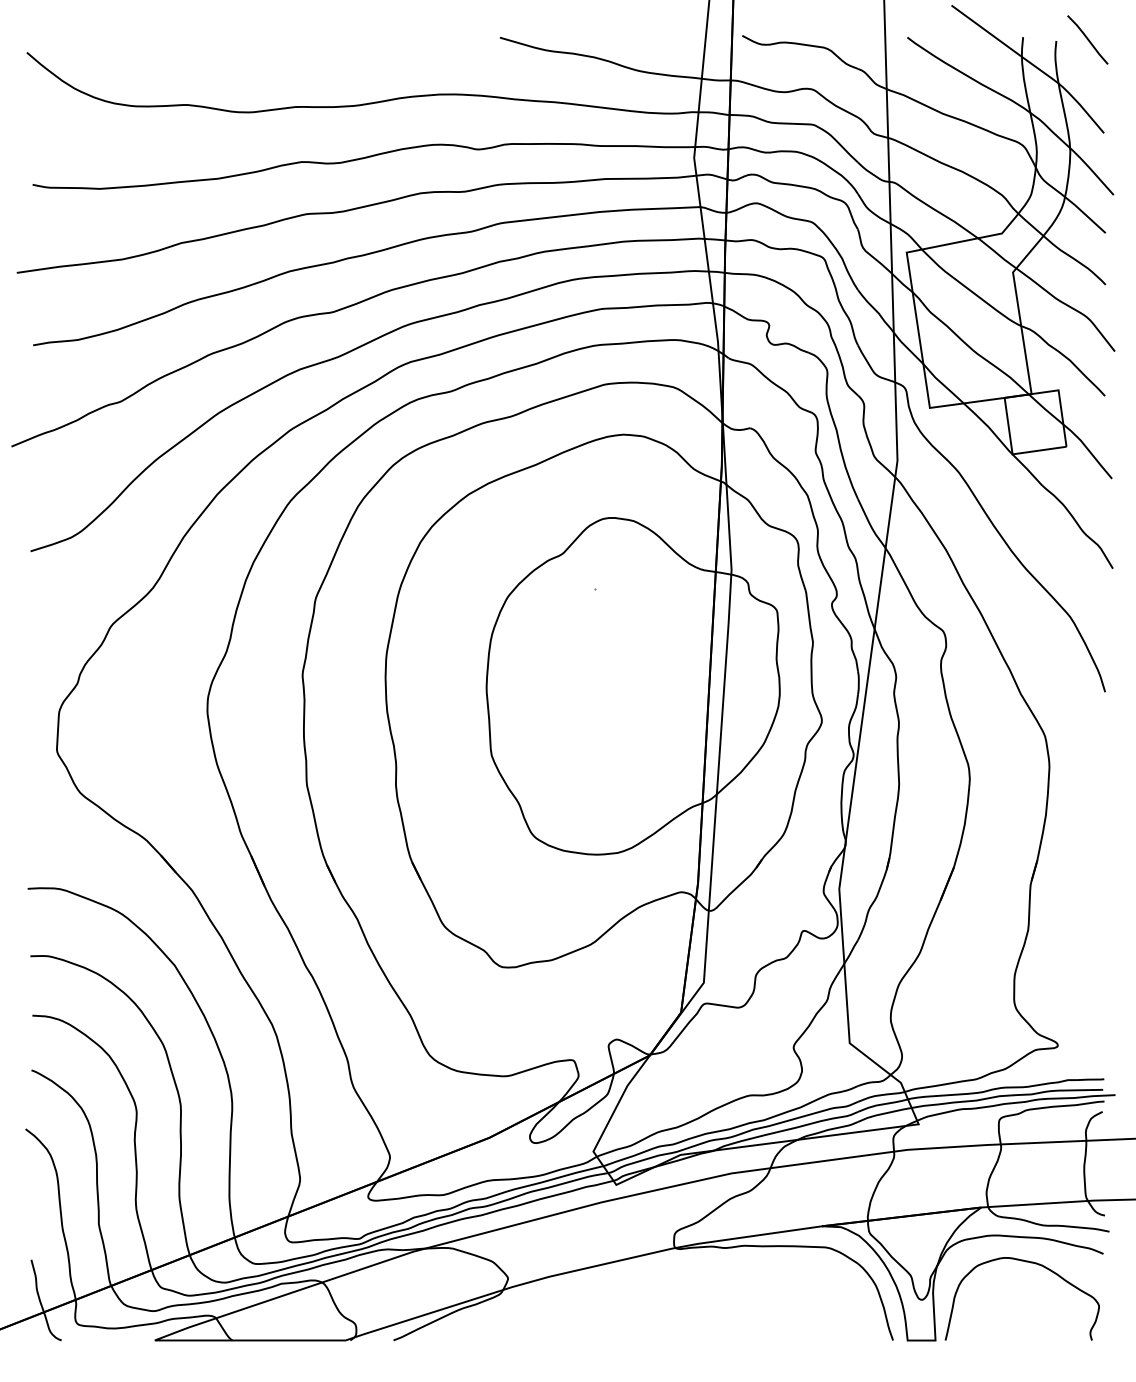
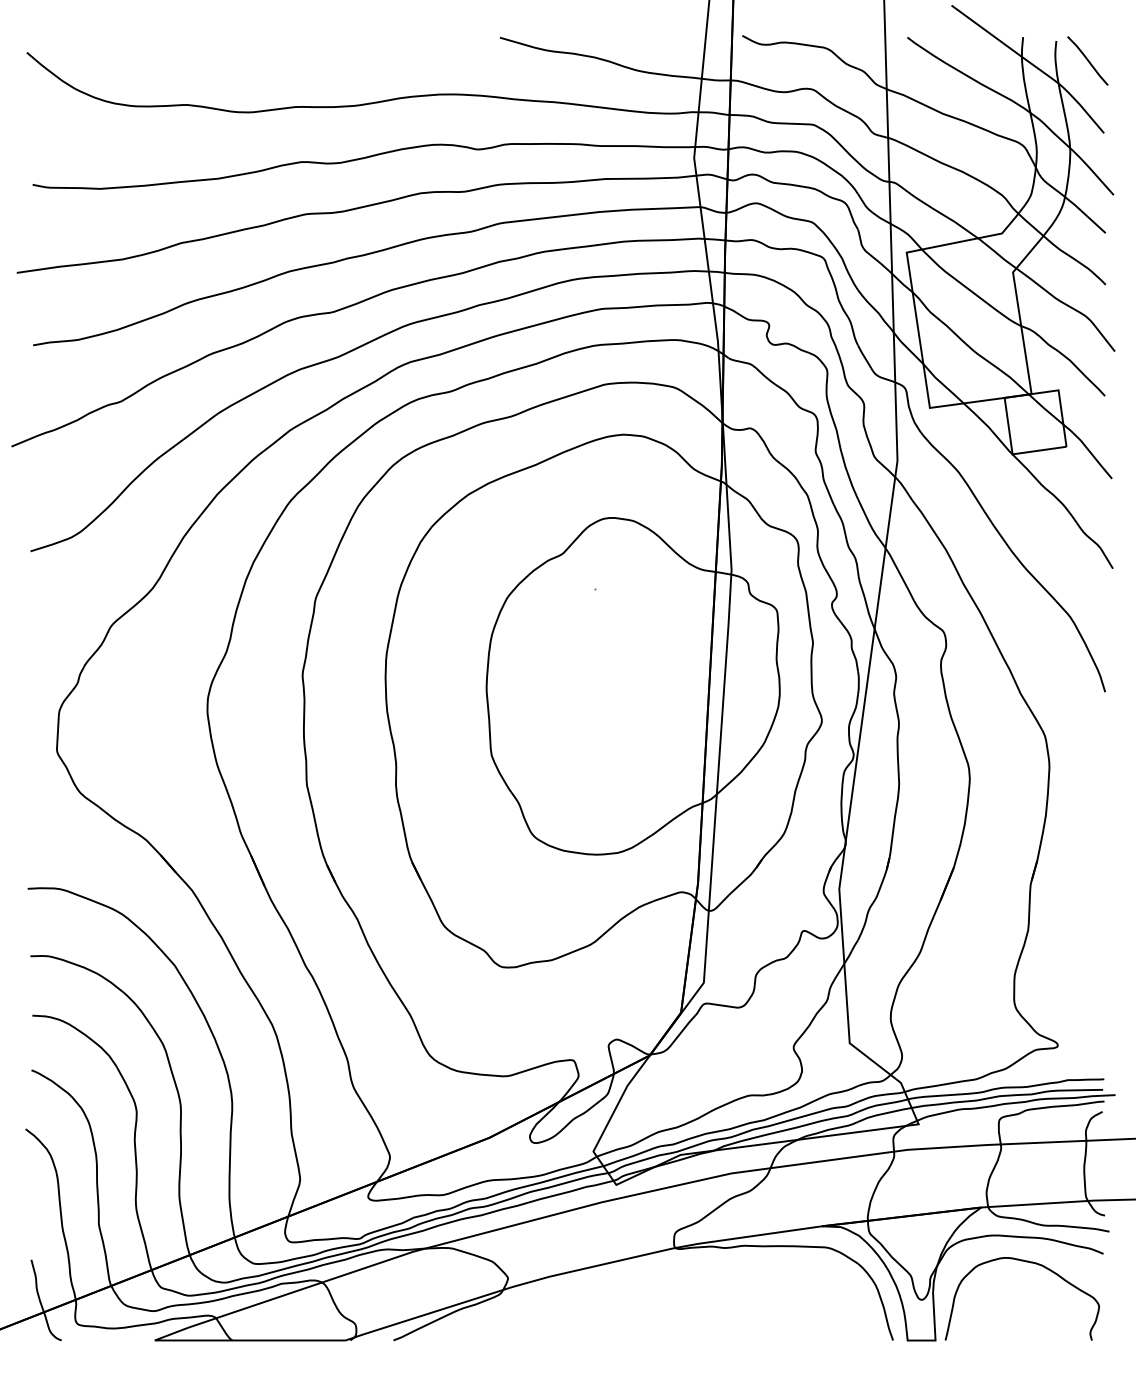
line position: (1087, 39) -> (1087, 60) (1087, 60)
